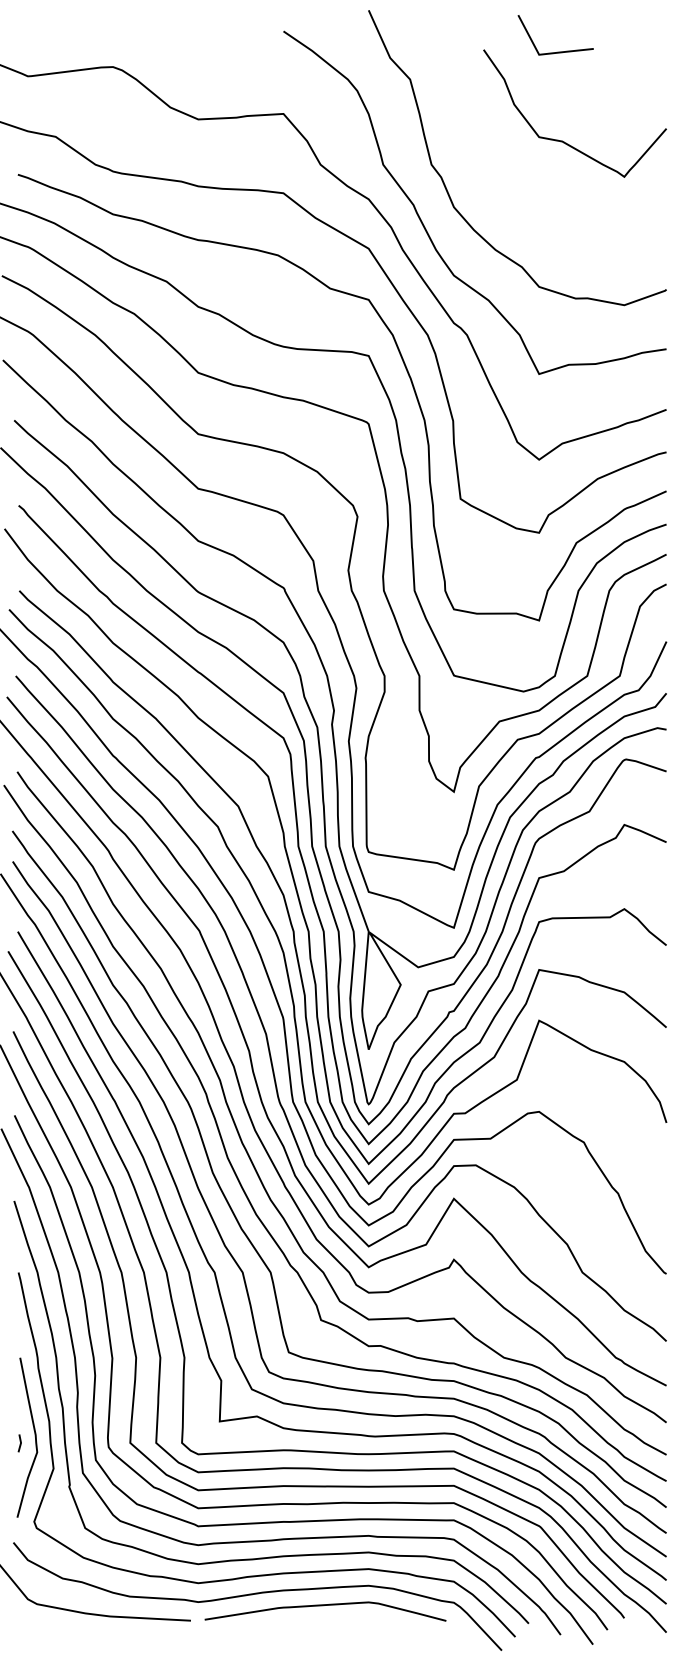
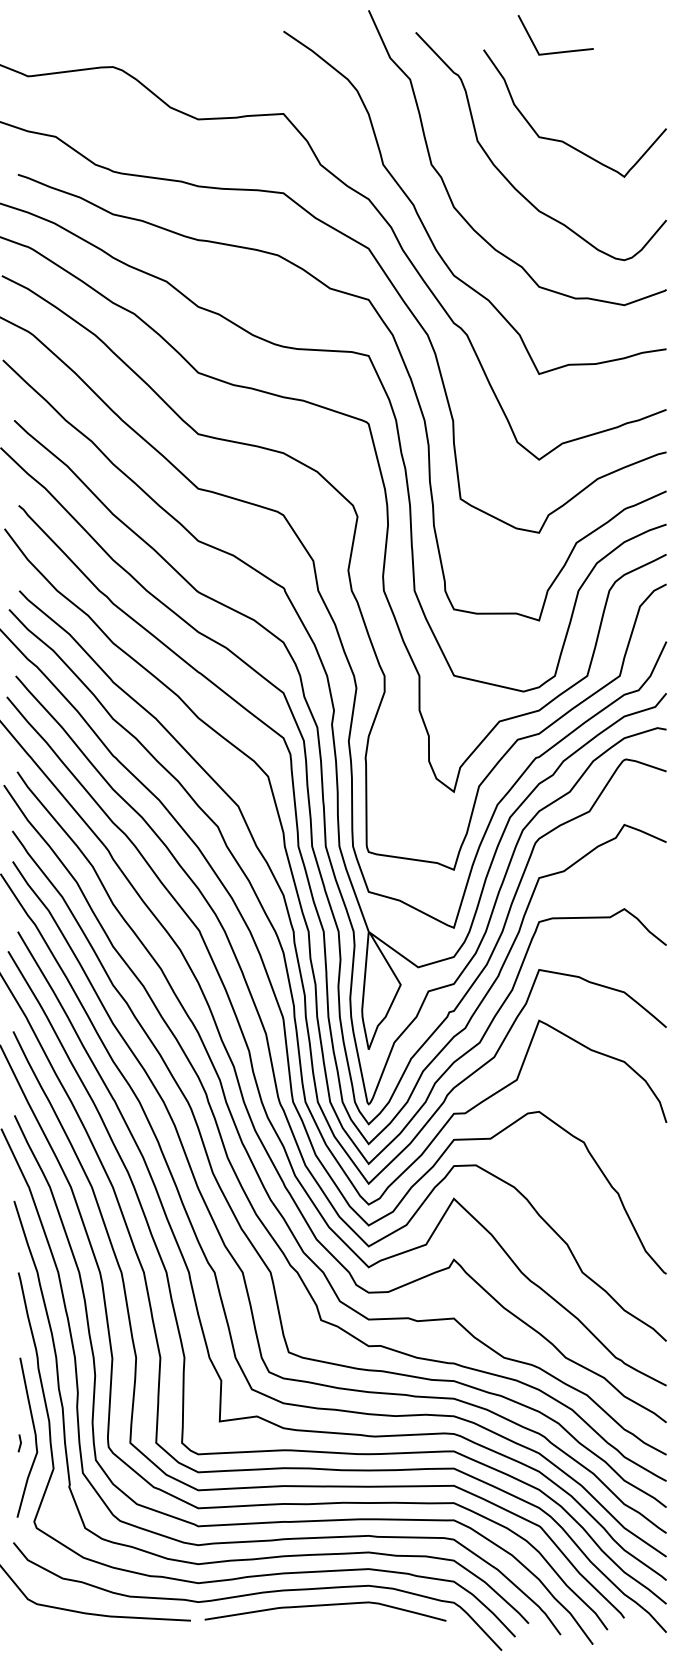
curve: none -> present (507, 178)
